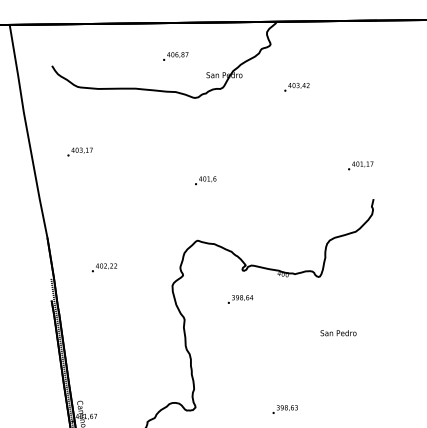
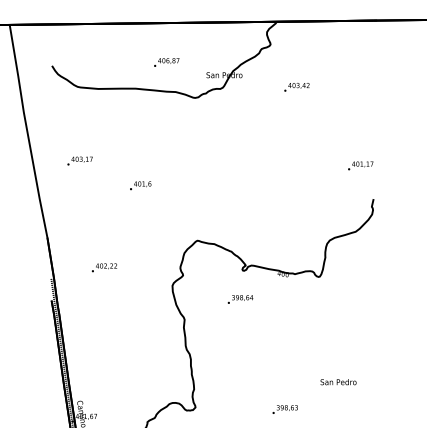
text position: (175, 56) -> (166, 62) (166, 62)
text position: (79, 151) -> (79, 160) (79, 160)
text position: (205, 180) -> (140, 185) (140, 185)
text position: (338, 333) -> (338, 382) (338, 382)
